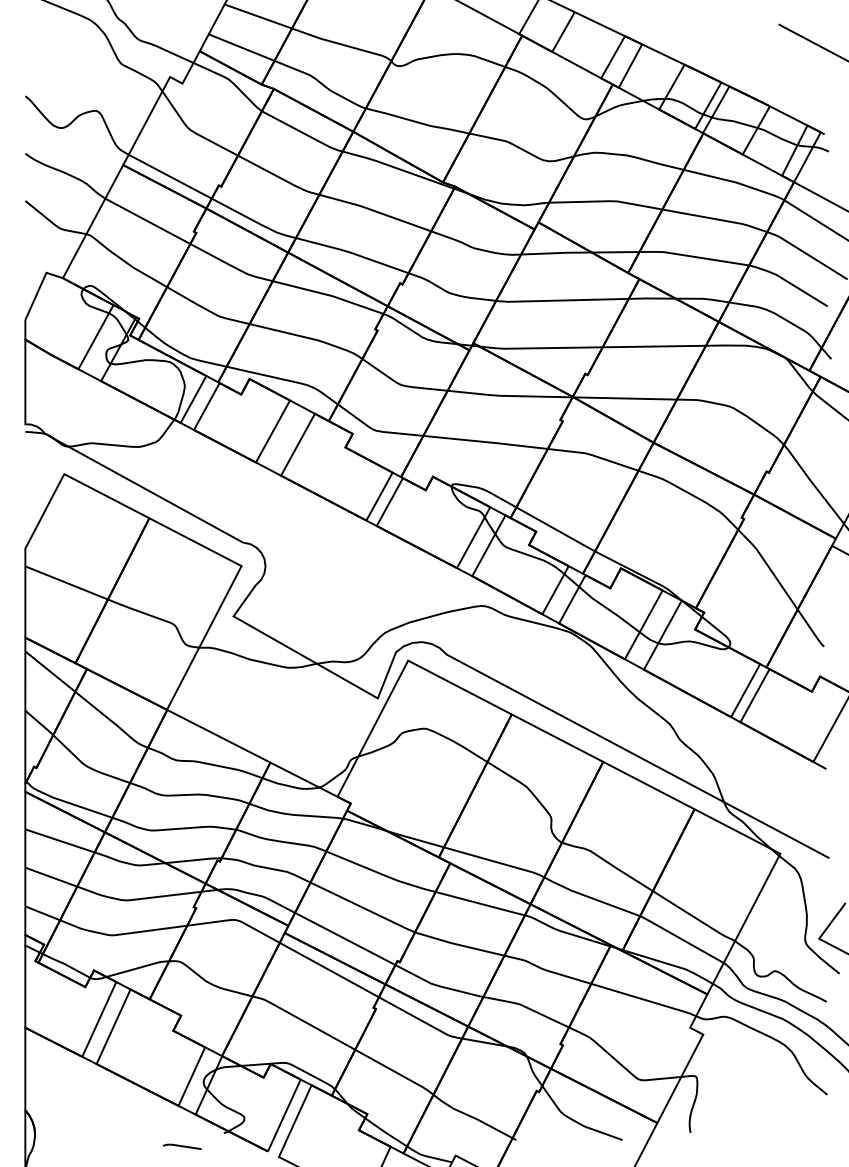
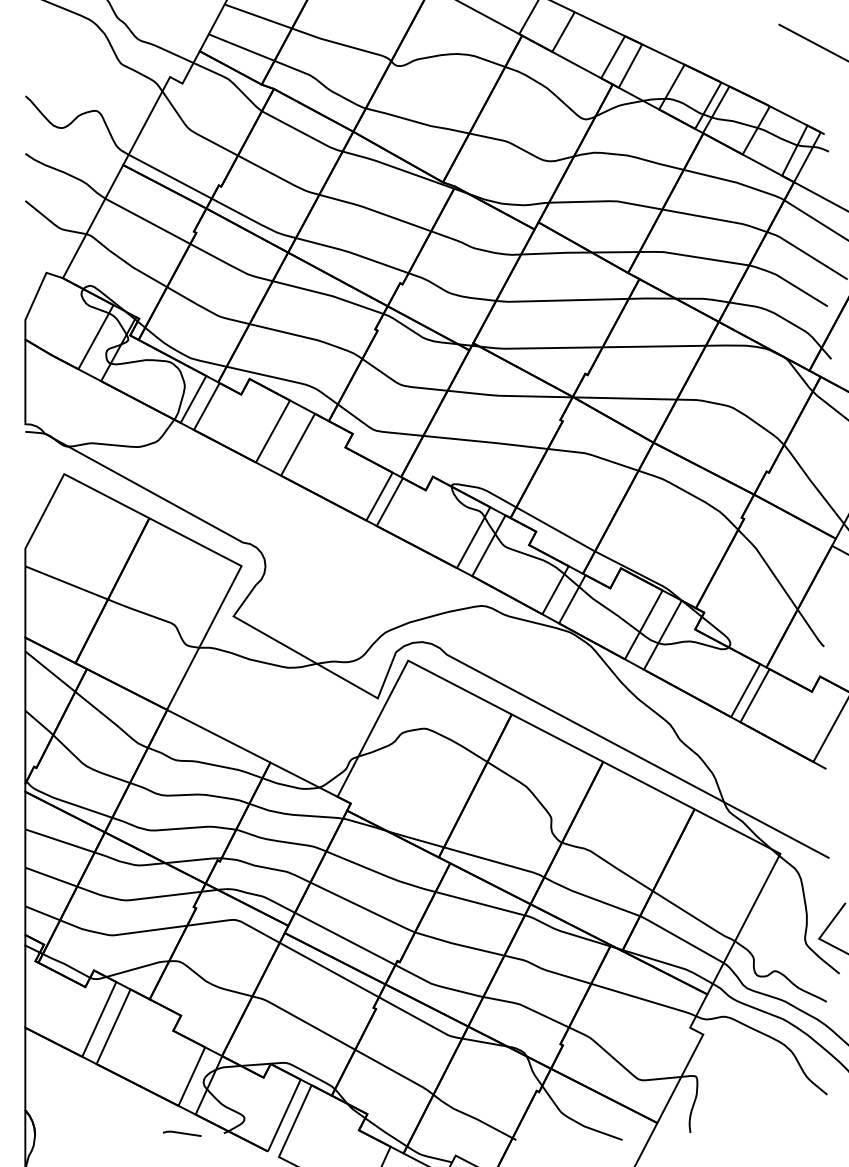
line position: (182, 1146) -> (182, 1133) (182, 1133)
